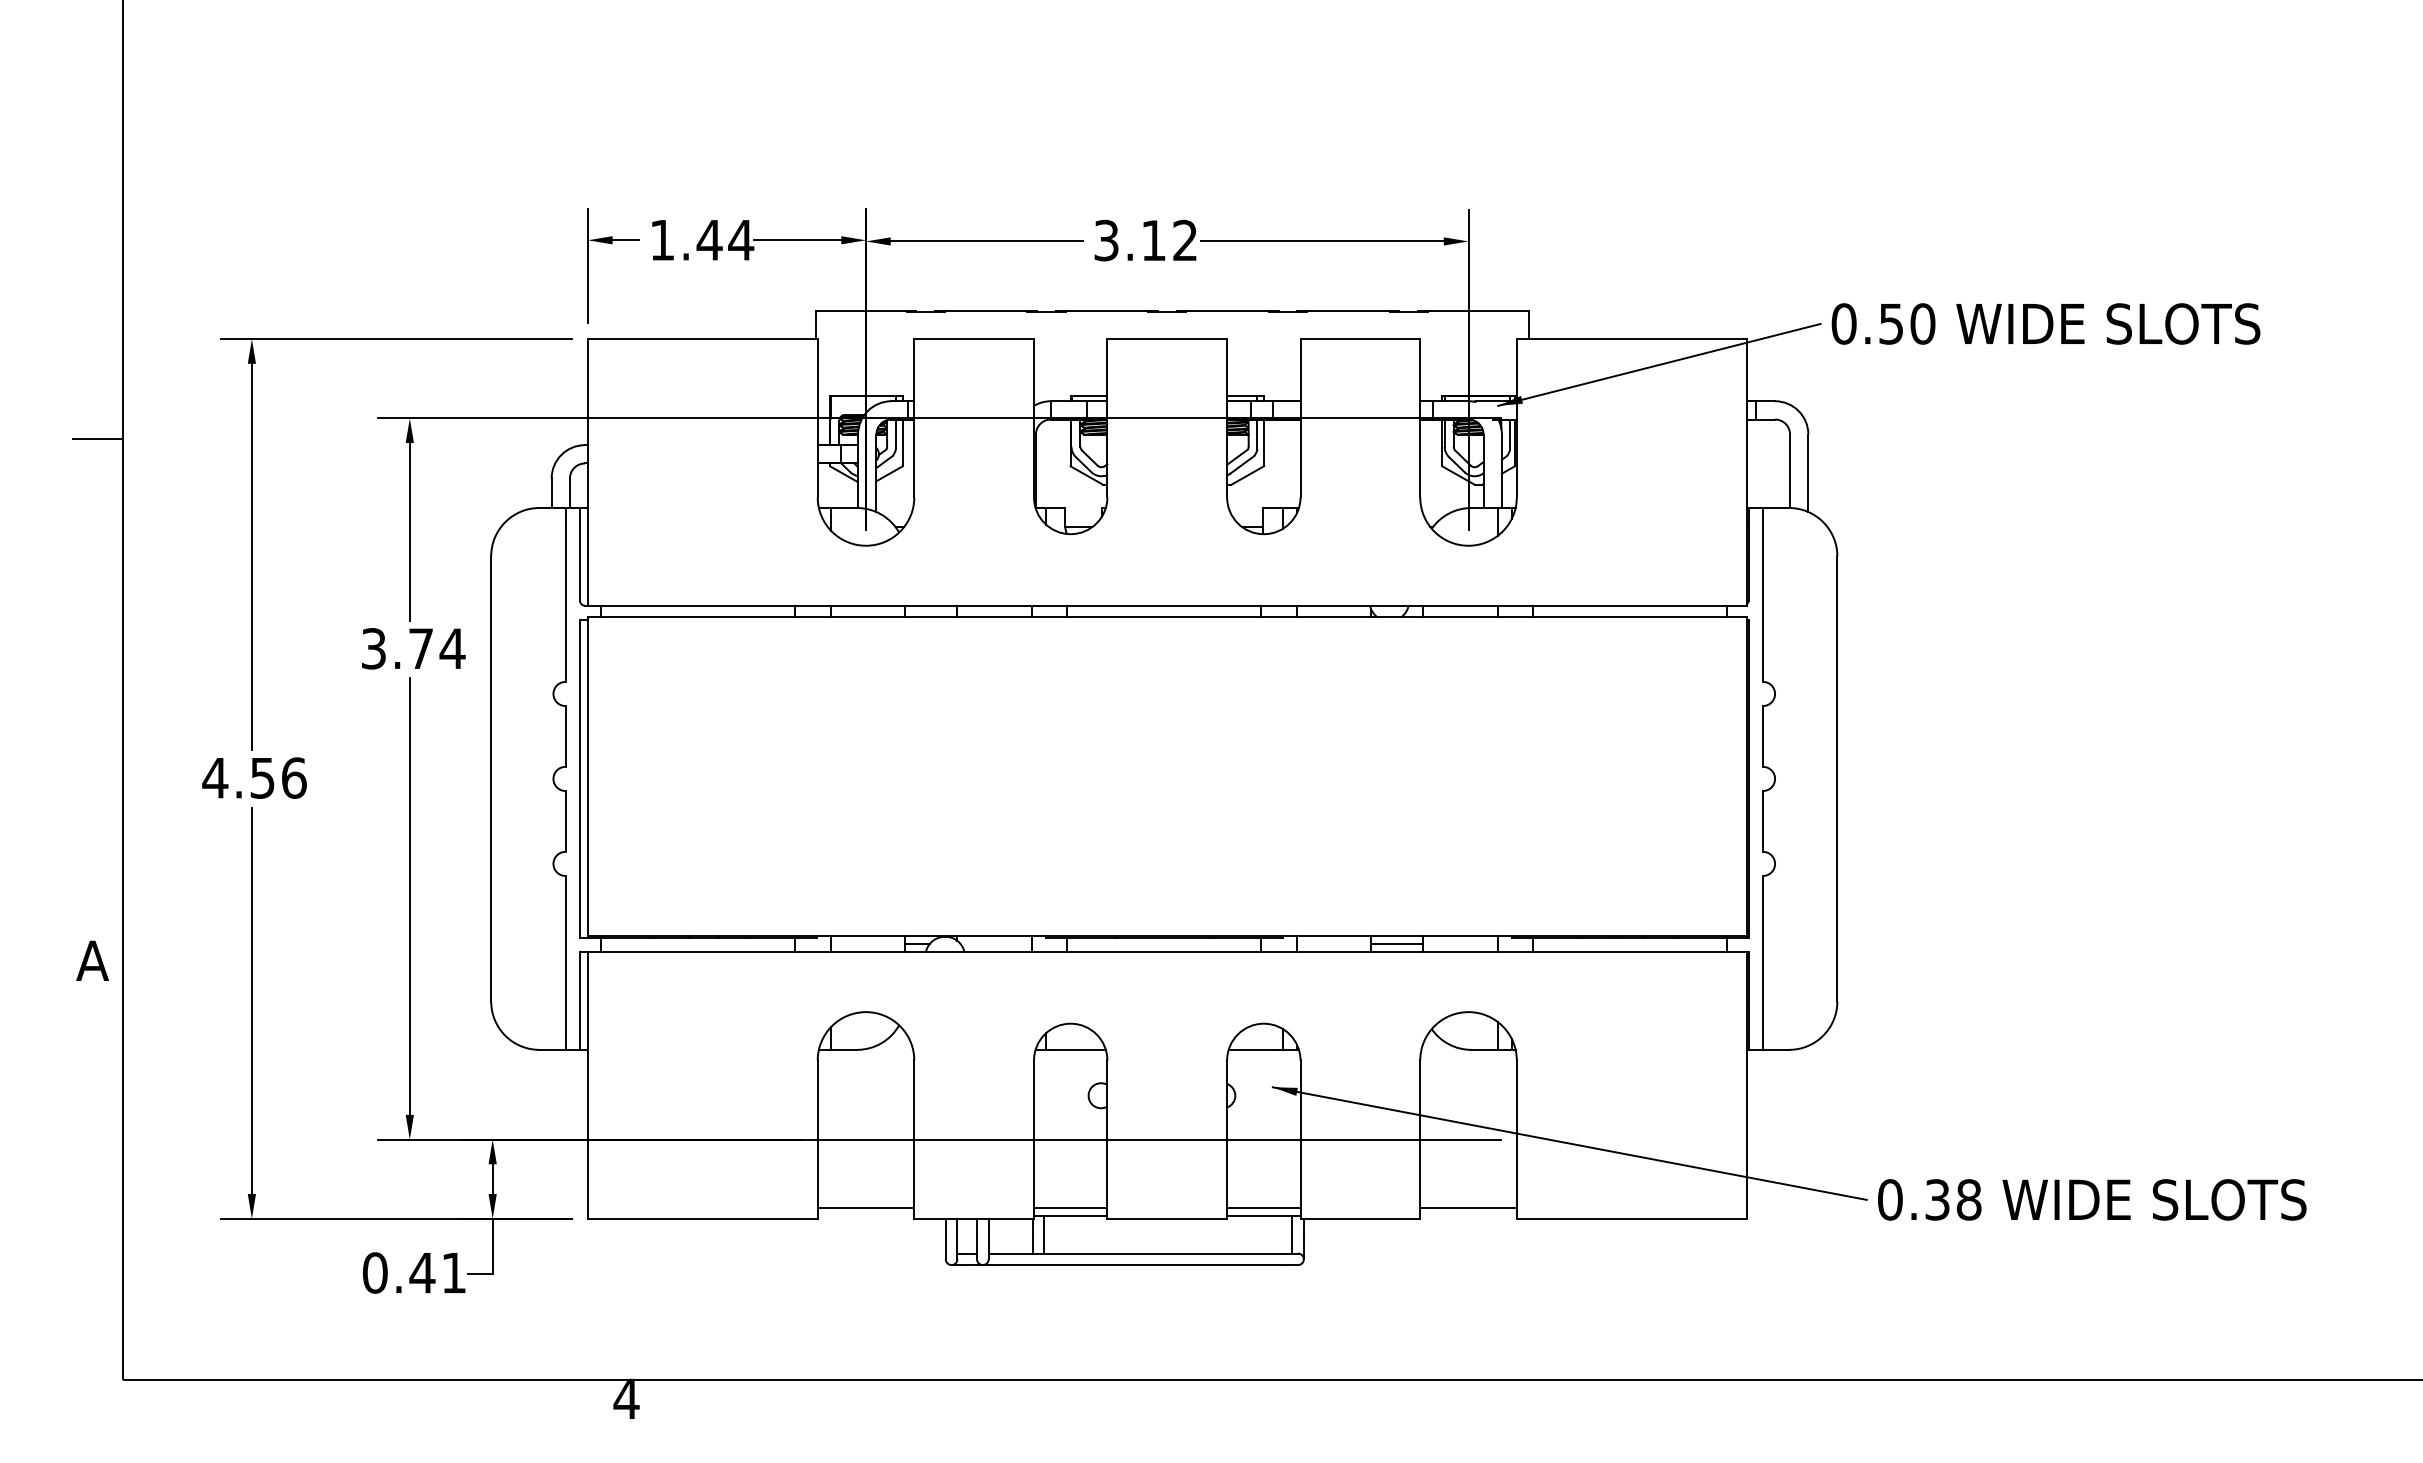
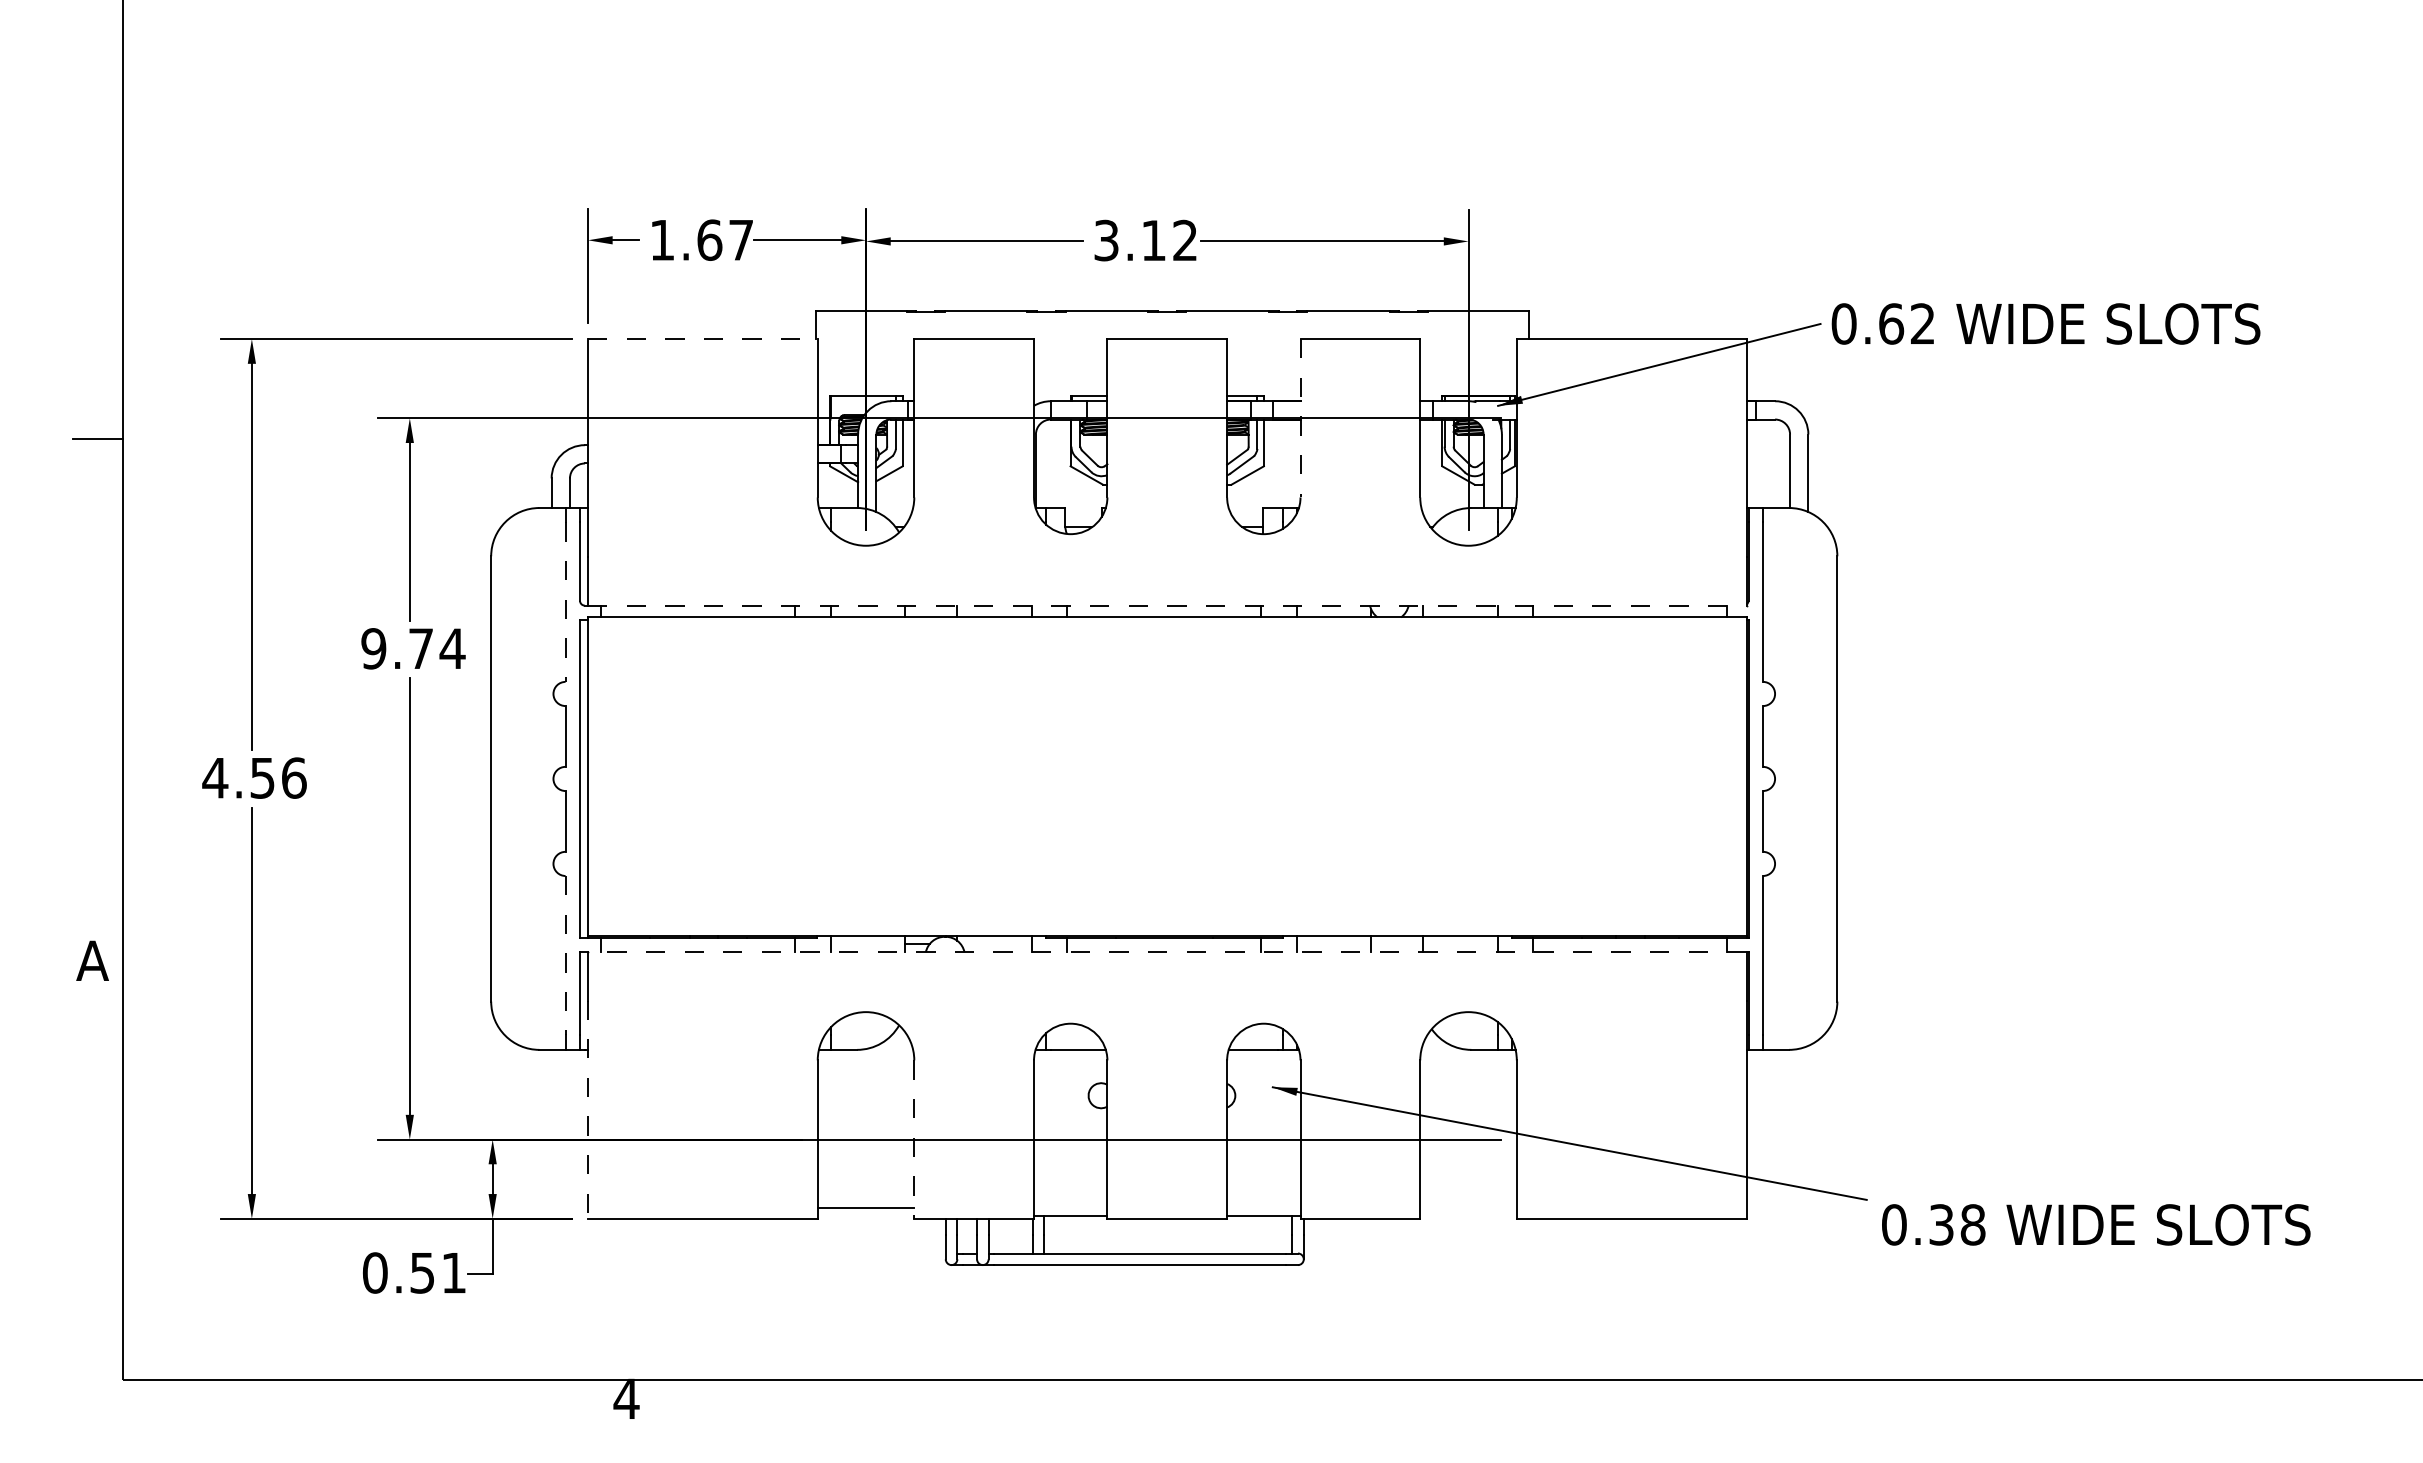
text: 1.44 -> 1.67 (725, 239)
text: 0.50 -> 0.62 (1907, 323)
line: solid -> dashed (702, 339)
line: solid -> dashed (1300, 418)
line: solid -> dashed (565, 602)
line: solid -> dashed (1167, 605)
text: 3.74 -> 9.74 (373, 648)
line: present -> none (1397, 944)
line: solid -> dashed (1166, 952)
line: solid -> dashed (565, 955)
line: solid -> dashed (587, 1110)
line: solid -> dashed (914, 1140)
text position: (2092, 1199) -> (2096, 1224) (2096, 1224)
line: present -> none (1070, 1207)
line: present -> none (1263, 1207)
line: present -> none (1468, 1207)
text: 0.41 -> 0.51 (422, 1273)
